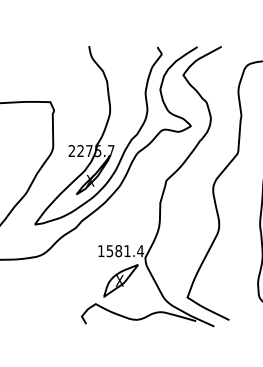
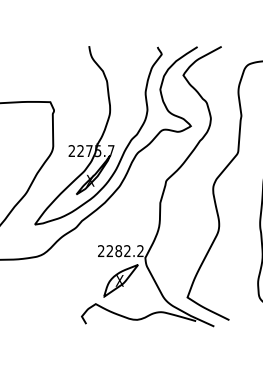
text: 1581.4 -> 2282.2 (121, 251)
